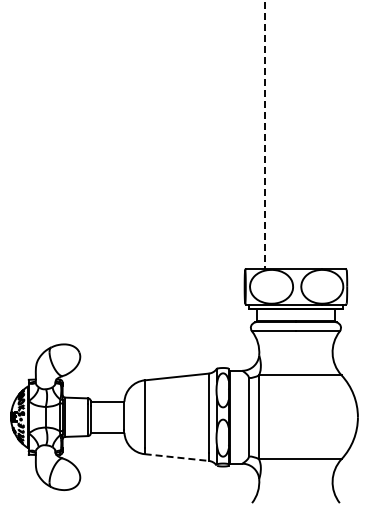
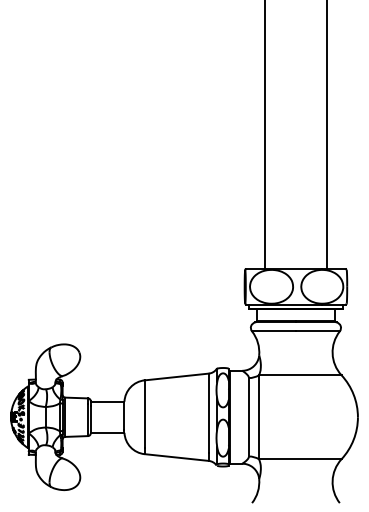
line: dashed -> solid (264, 134)
line: none -> present (326, 135)
line: dashed -> solid (177, 457)
